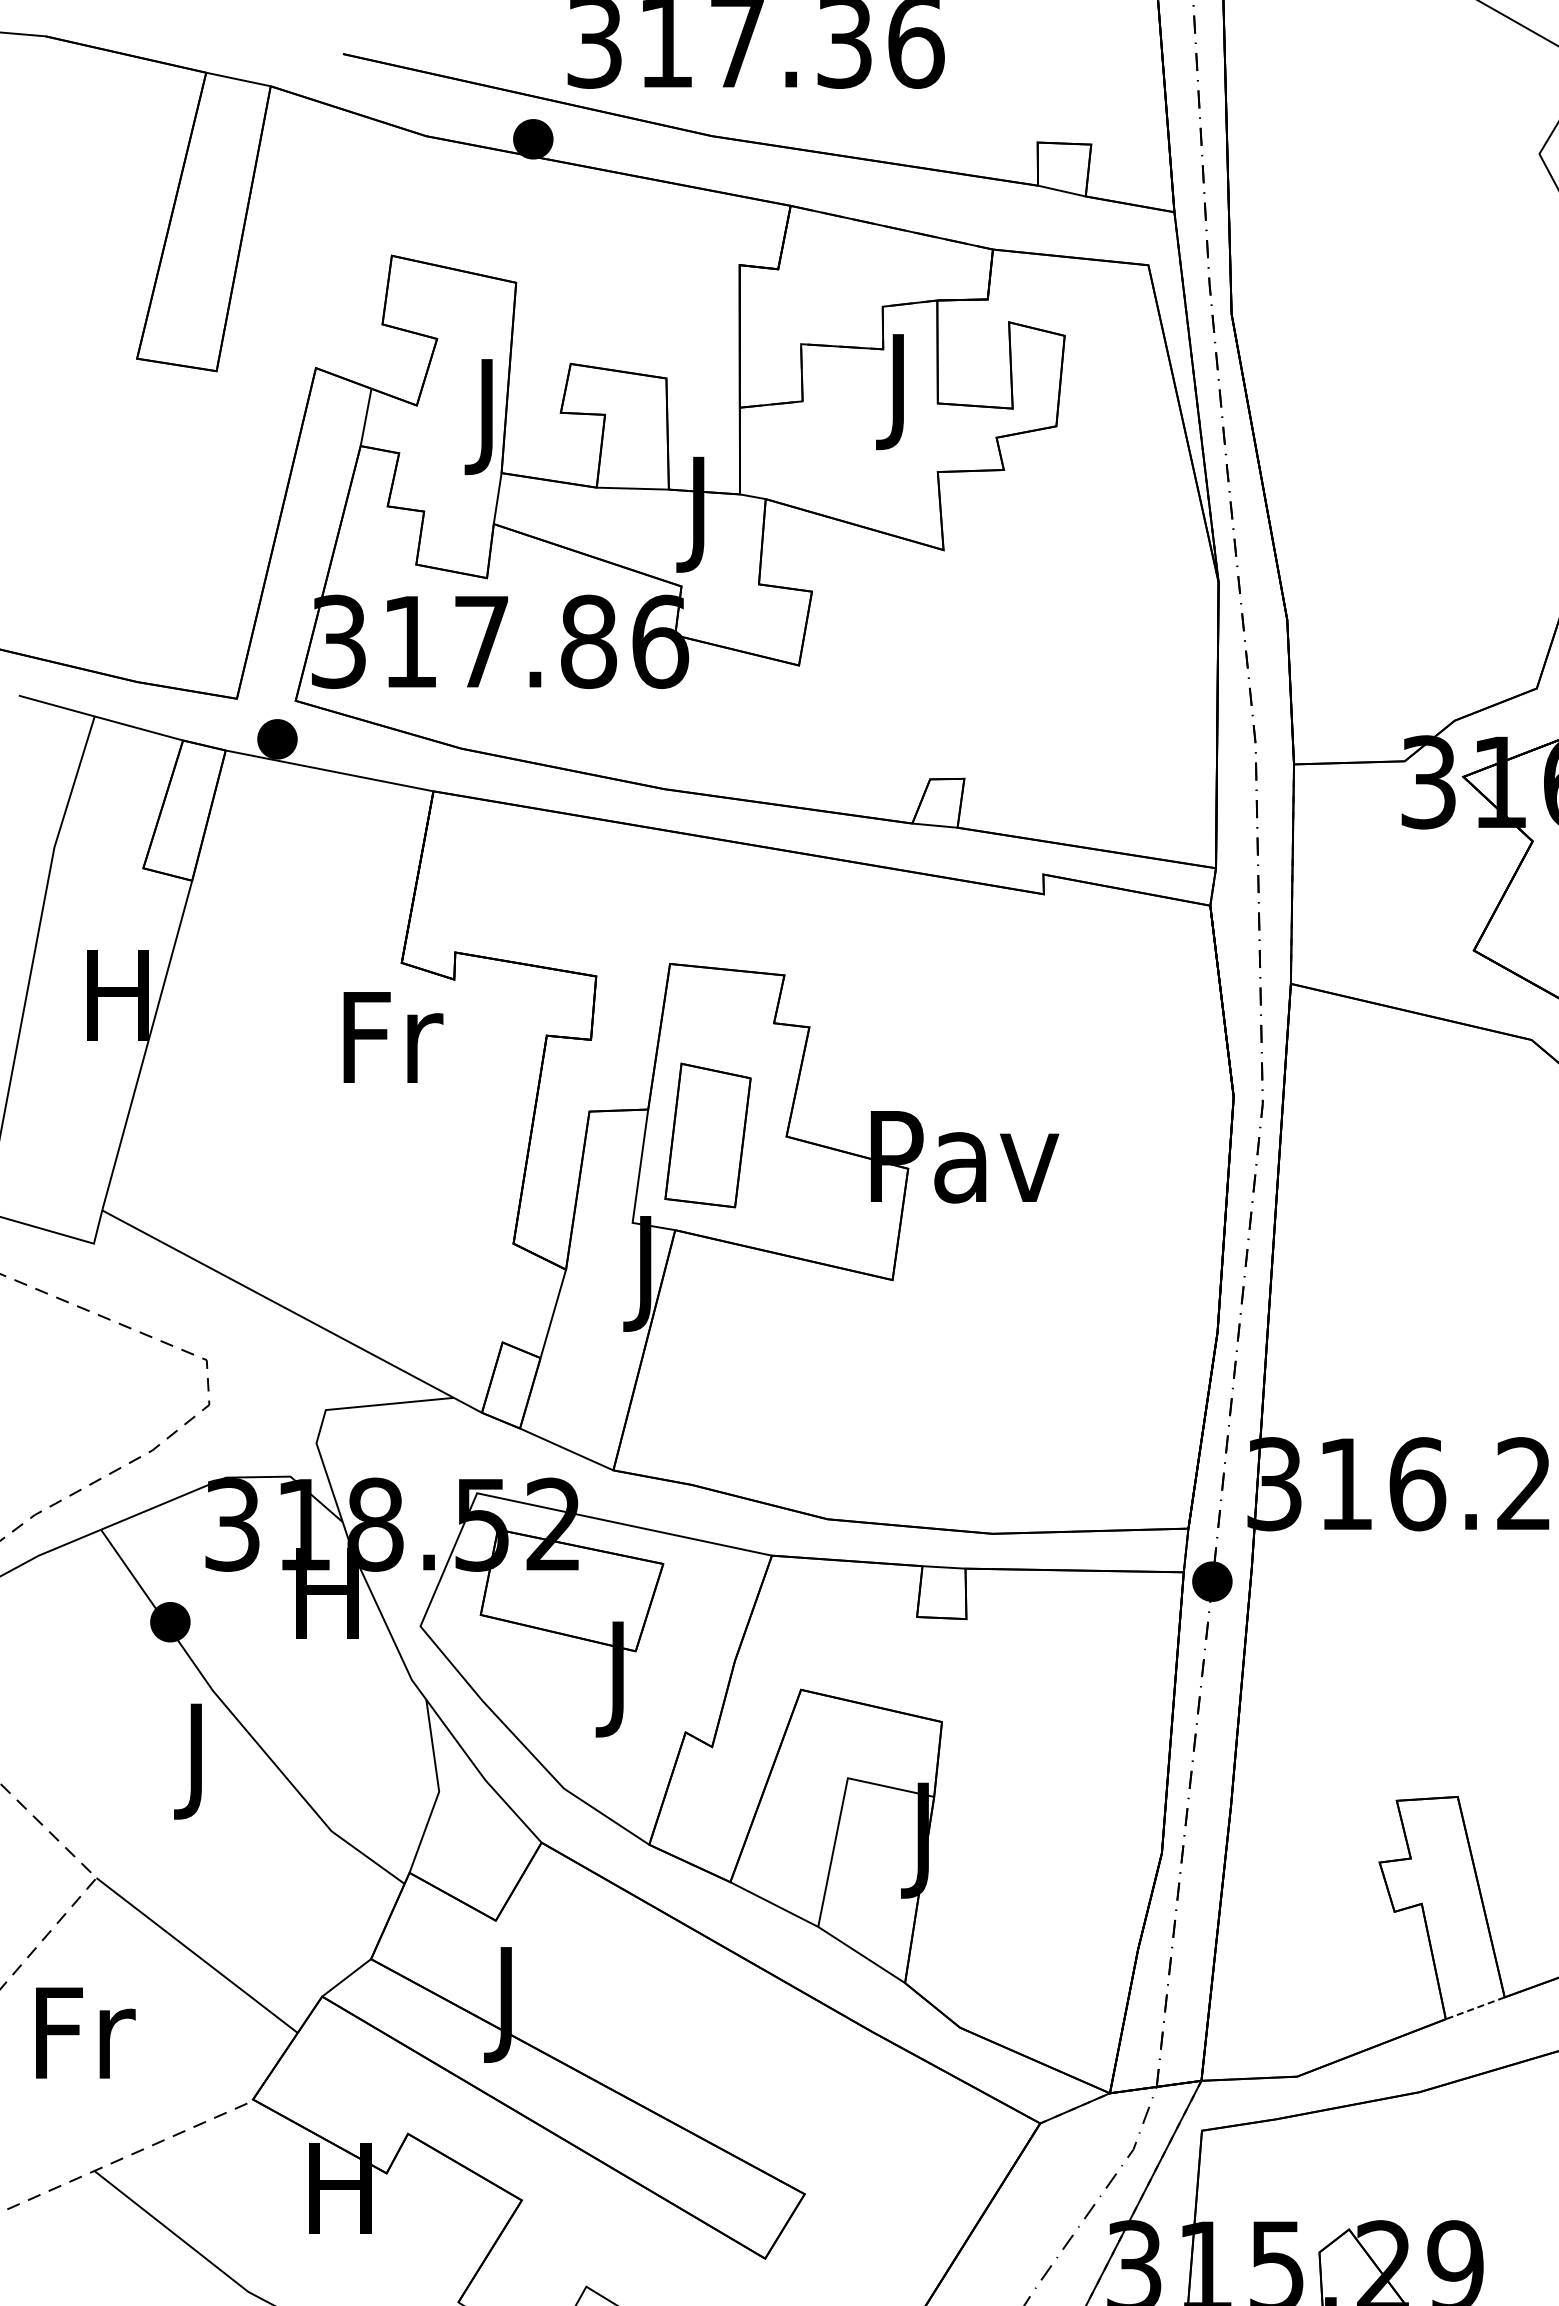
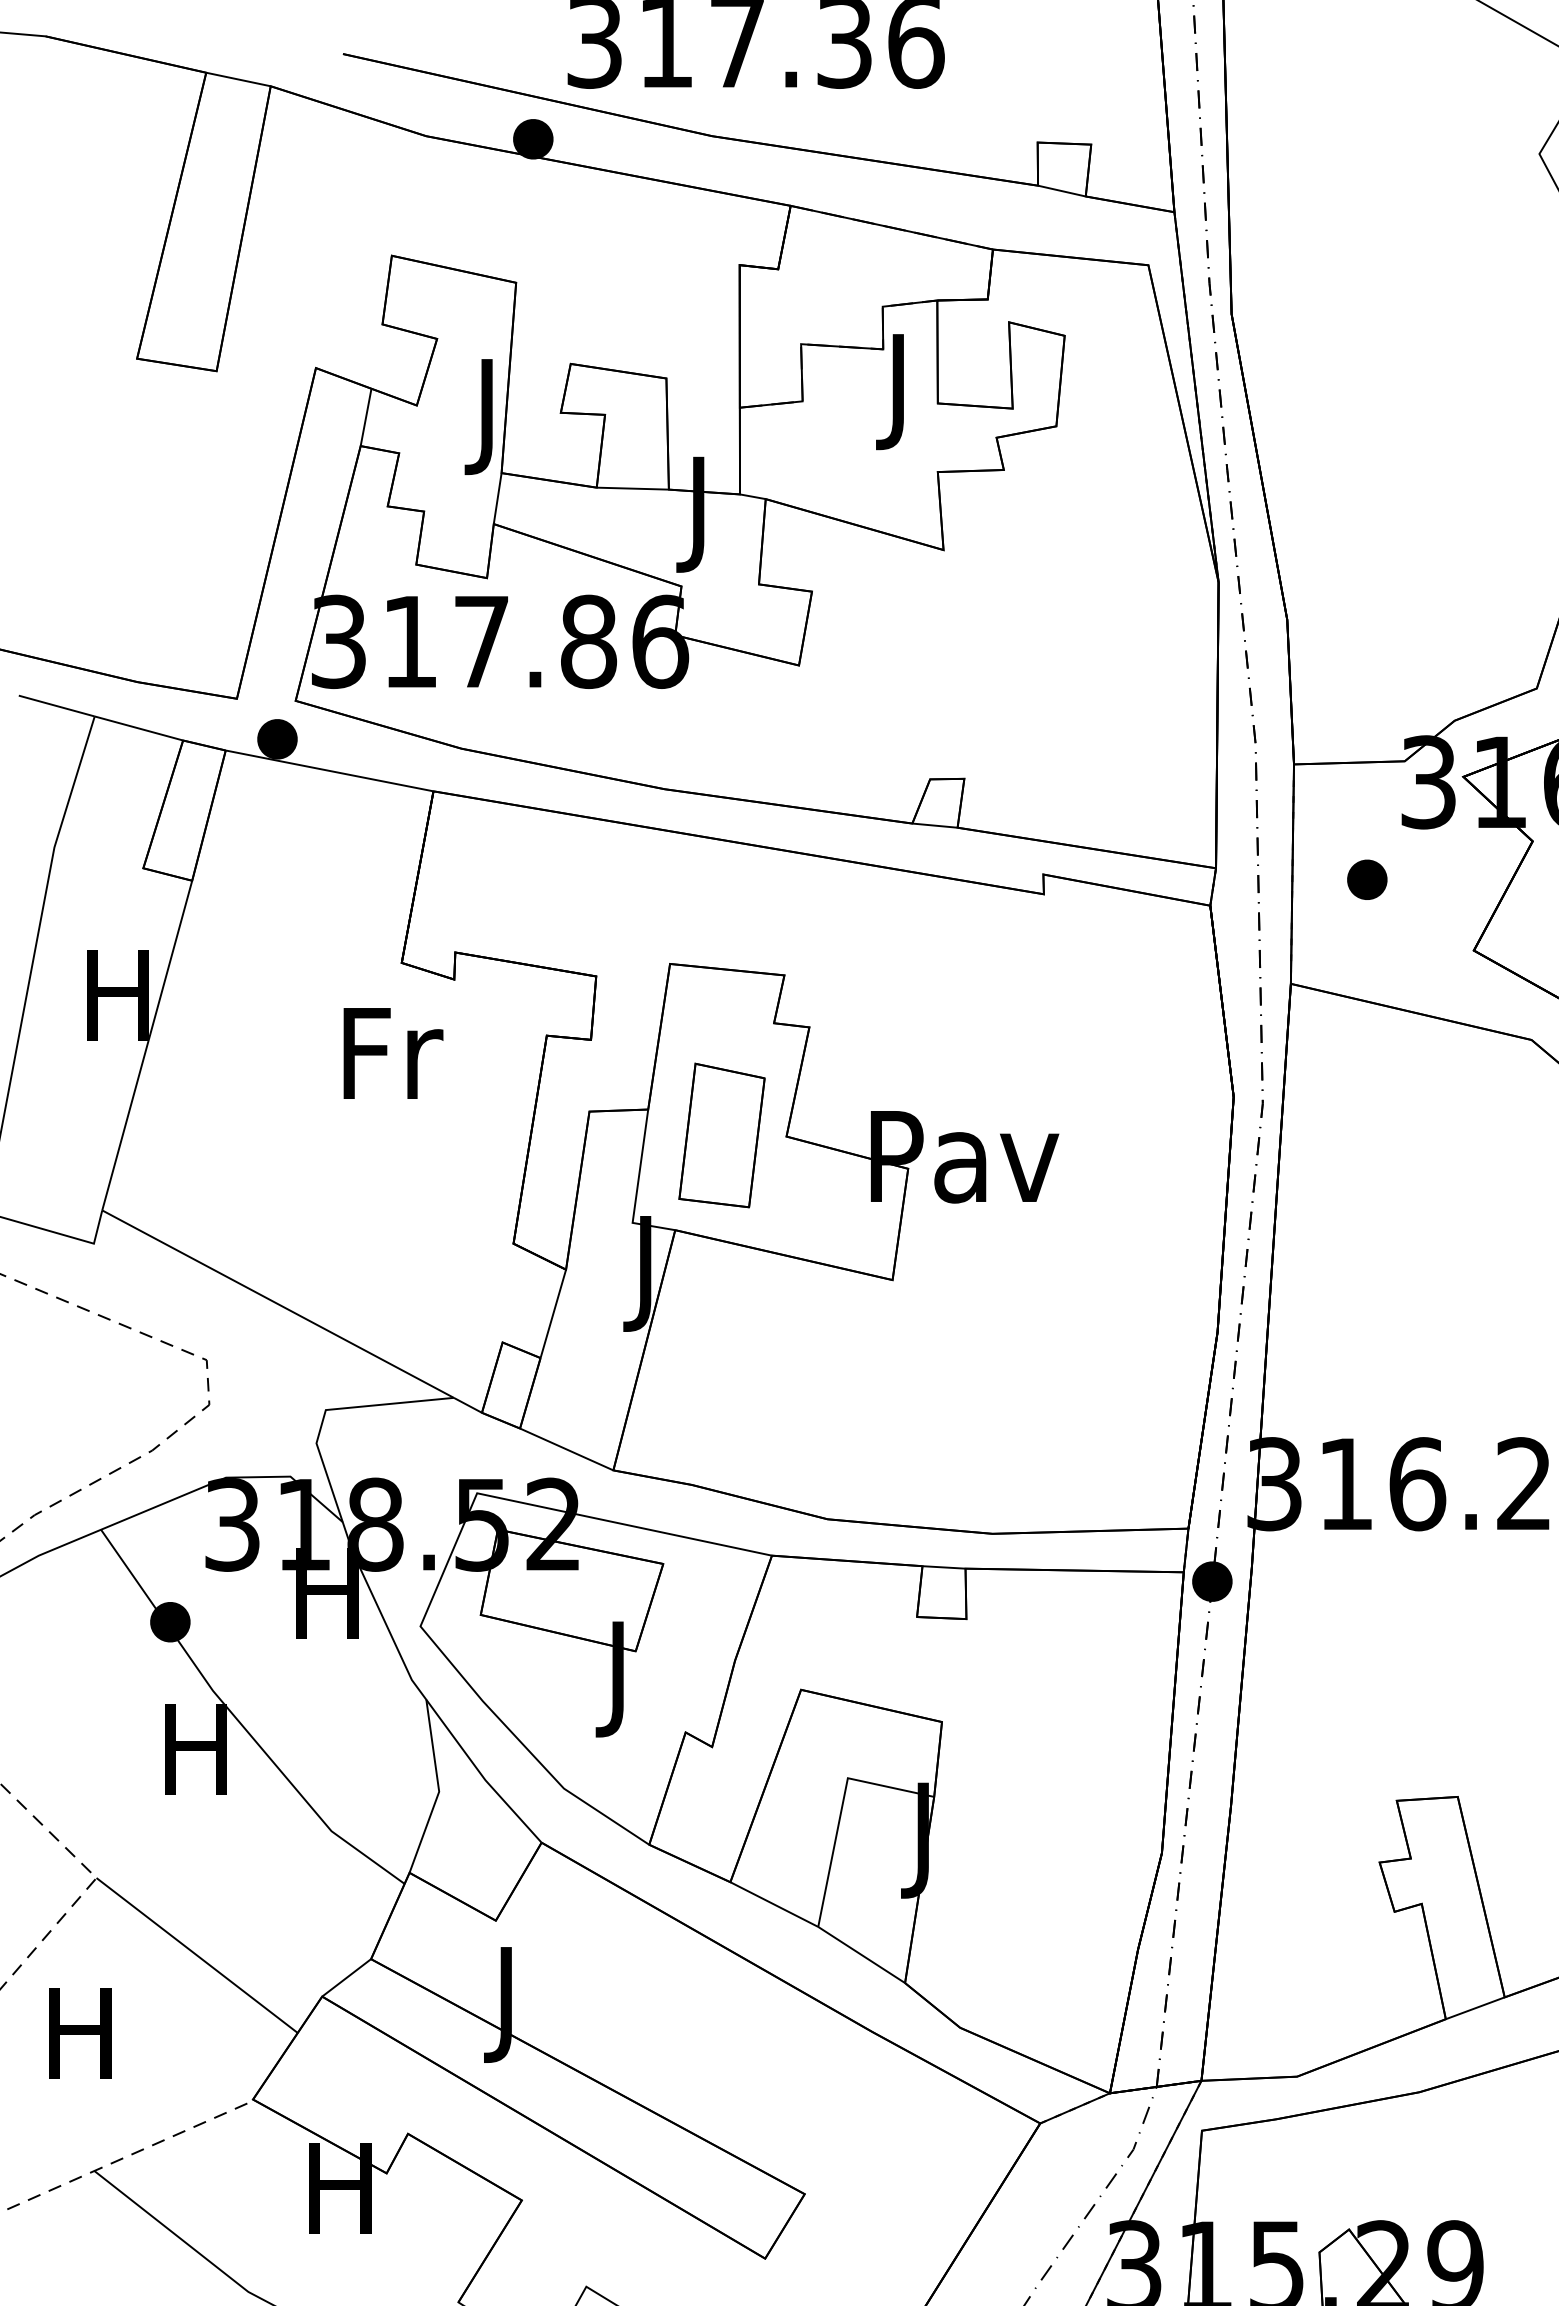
part: none -> present (1367, 879)
text position: (393, 1037) -> (393, 1053) (393, 1053)
part position: (707, 1135) -> (721, 1135) (721, 1135)
text: J -> H (195, 1761)
line: dashed -> solid (1474, 2008)
text: Fr -> H (85, 2032)
